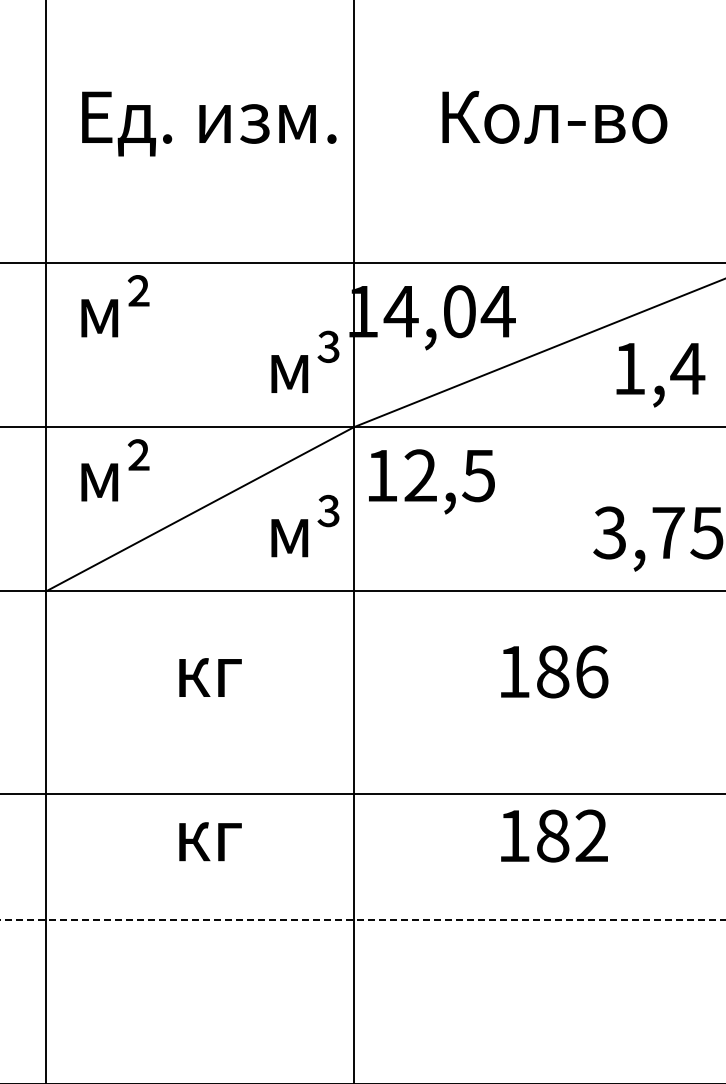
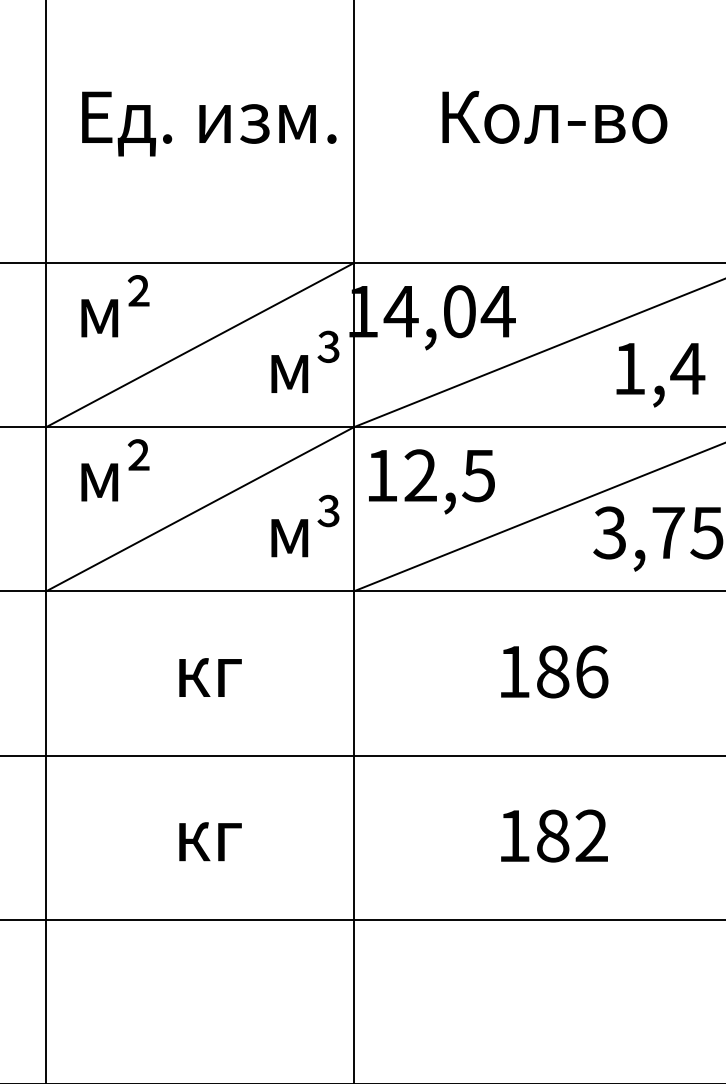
line: none -> present (199, 345)
line: none -> present (537, 517)
line position: (362, 793) -> (362, 755) (362, 755)
line: dashed -> solid (363, 919)
